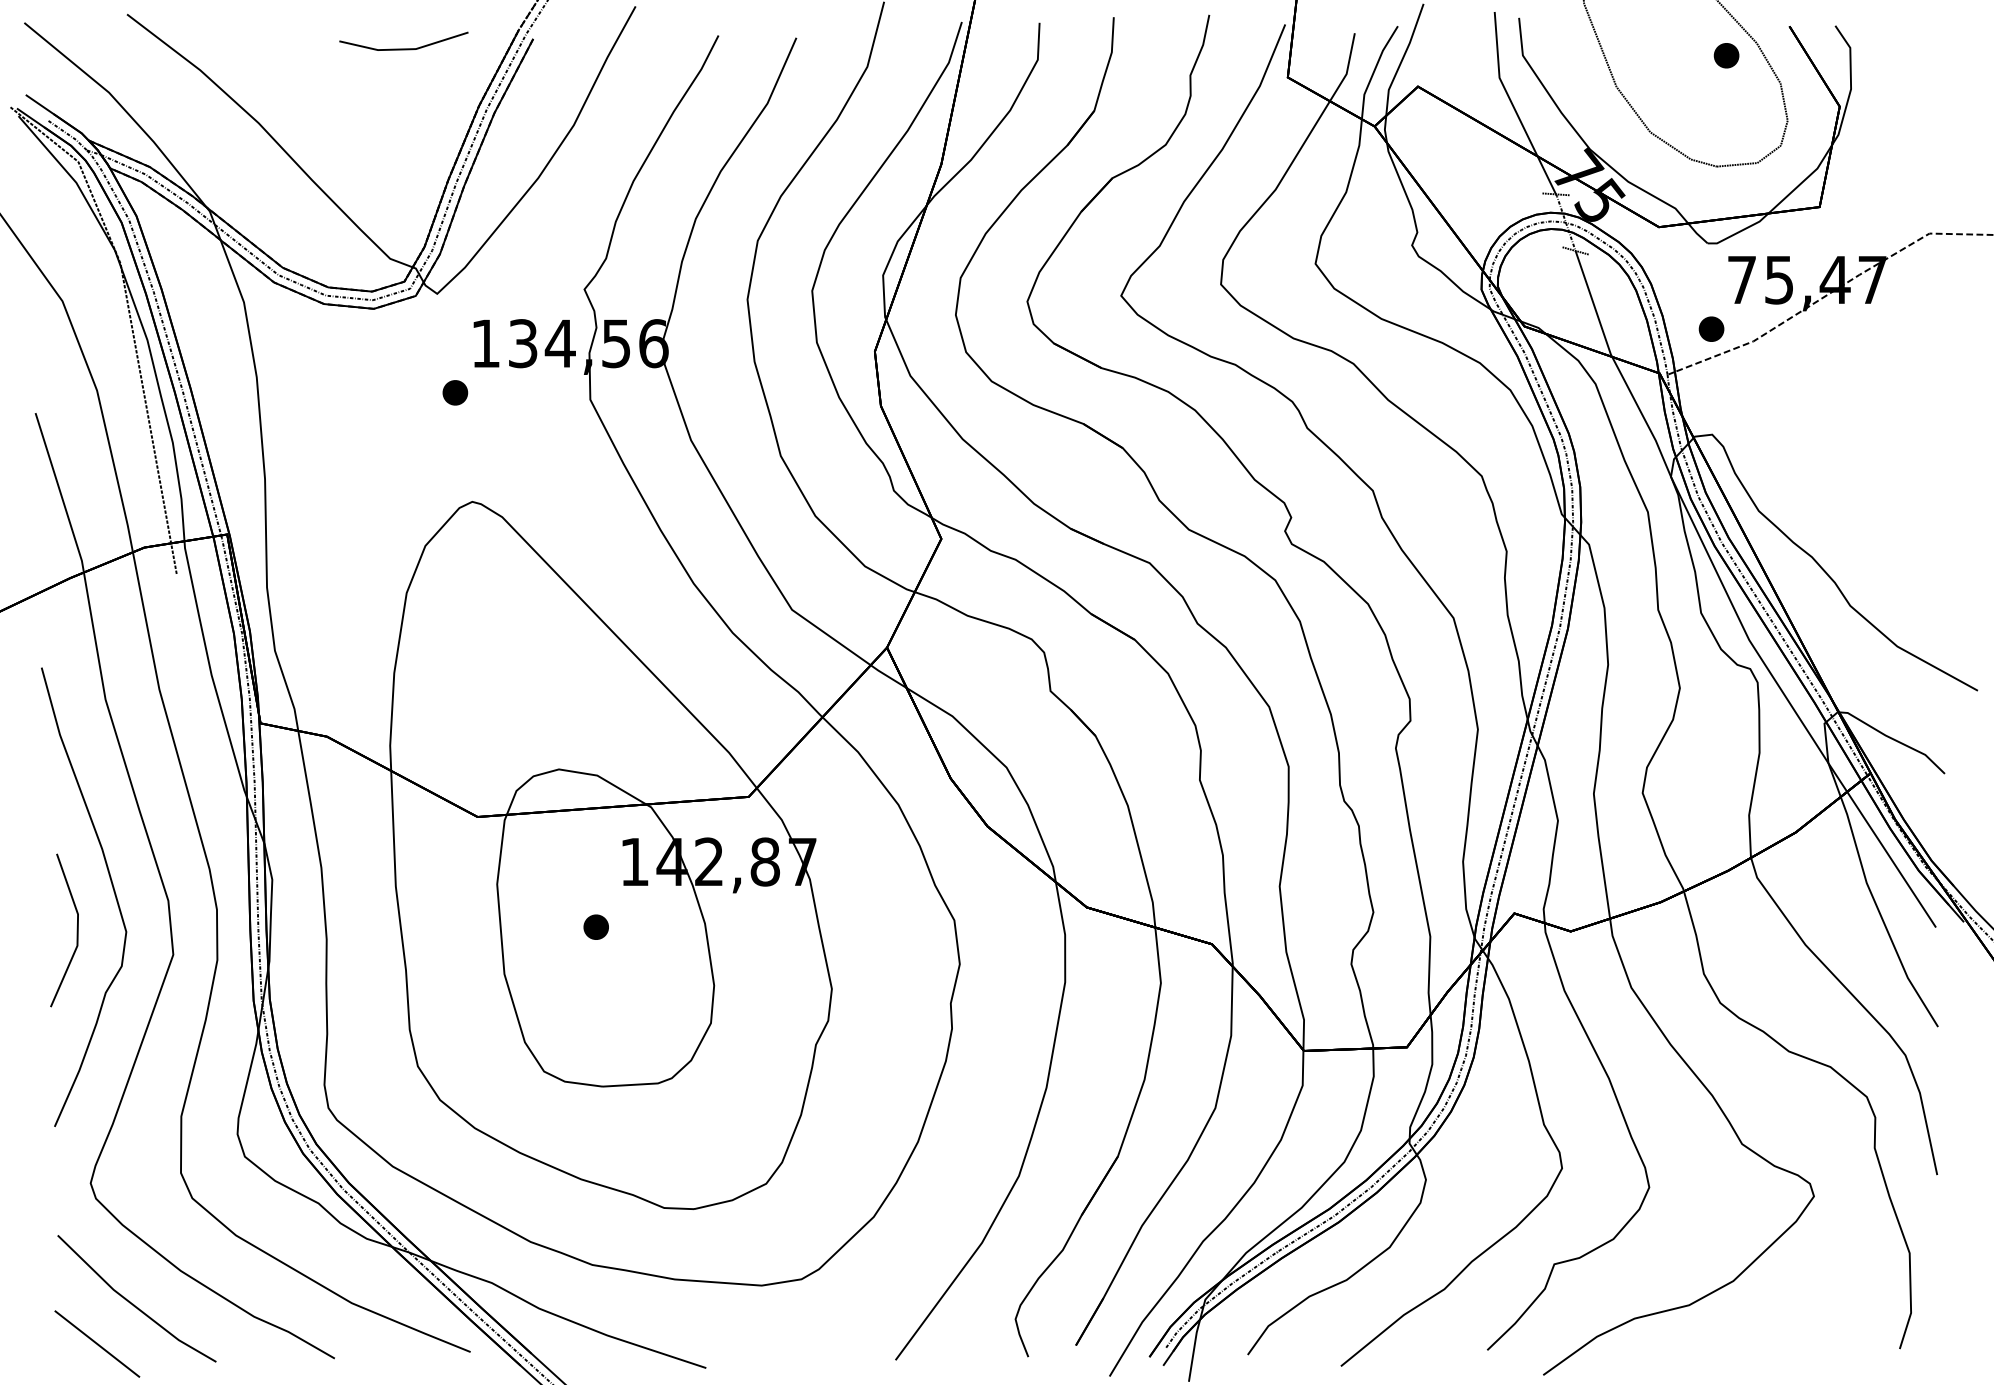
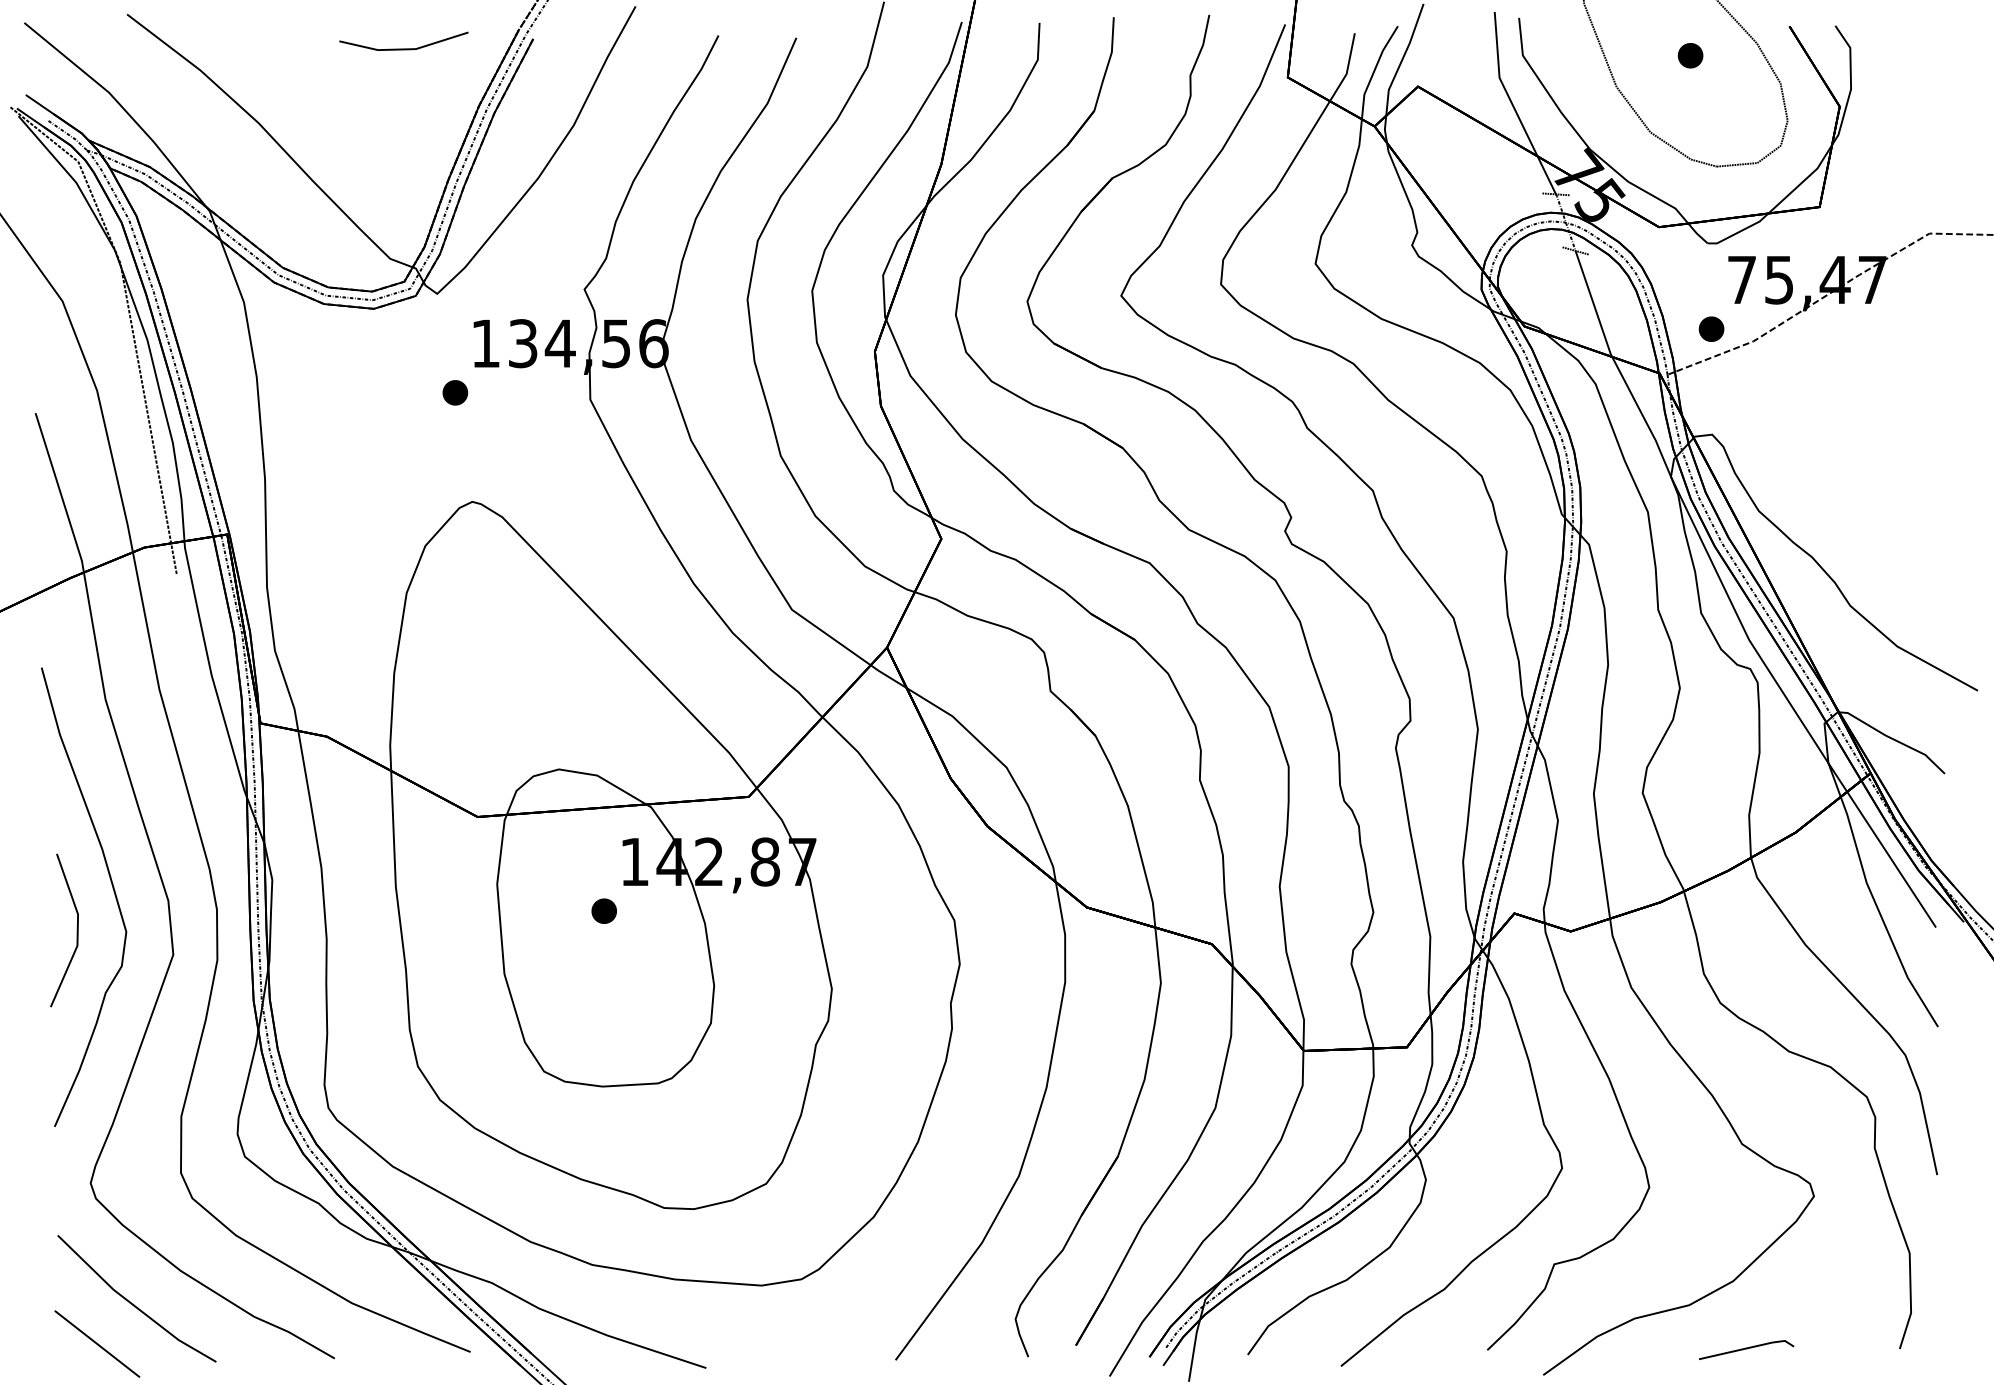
part position: (1726, 55) -> (1690, 55) (1690, 55)
part position: (595, 926) -> (603, 910) (603, 910)
line: none -> present (1746, 1349)
